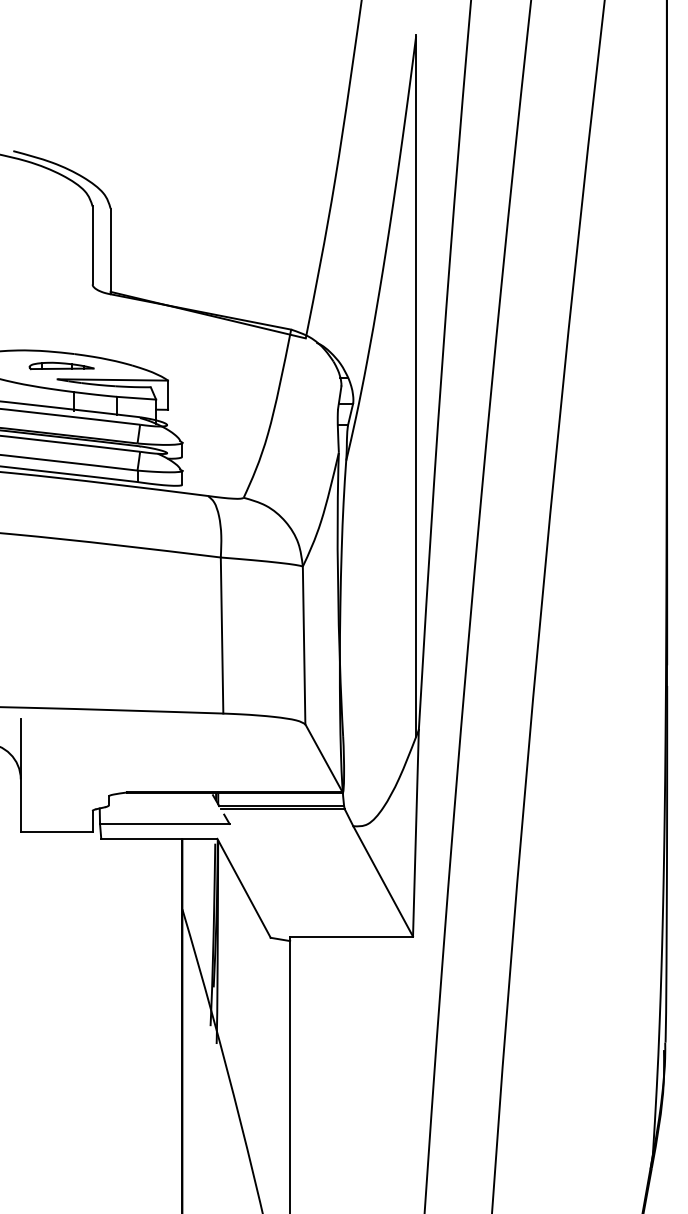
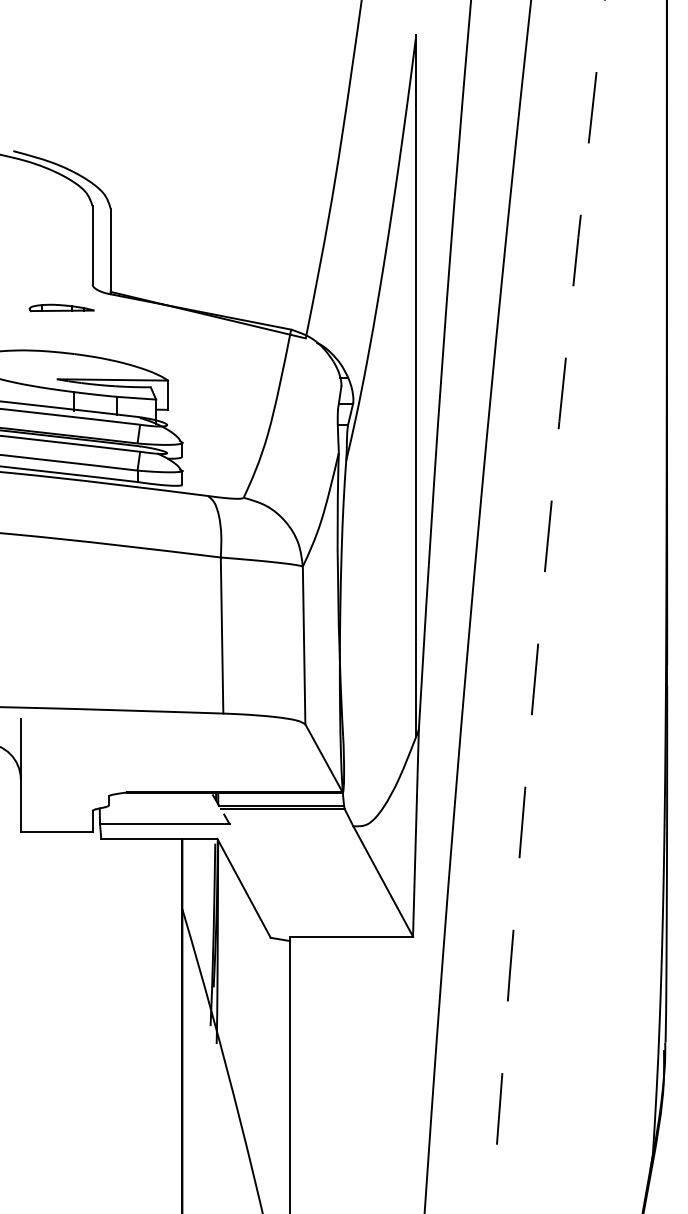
part position: (61, 365) -> (61, 307) (61, 307)
arc: solid -> dashed (541, 605)
